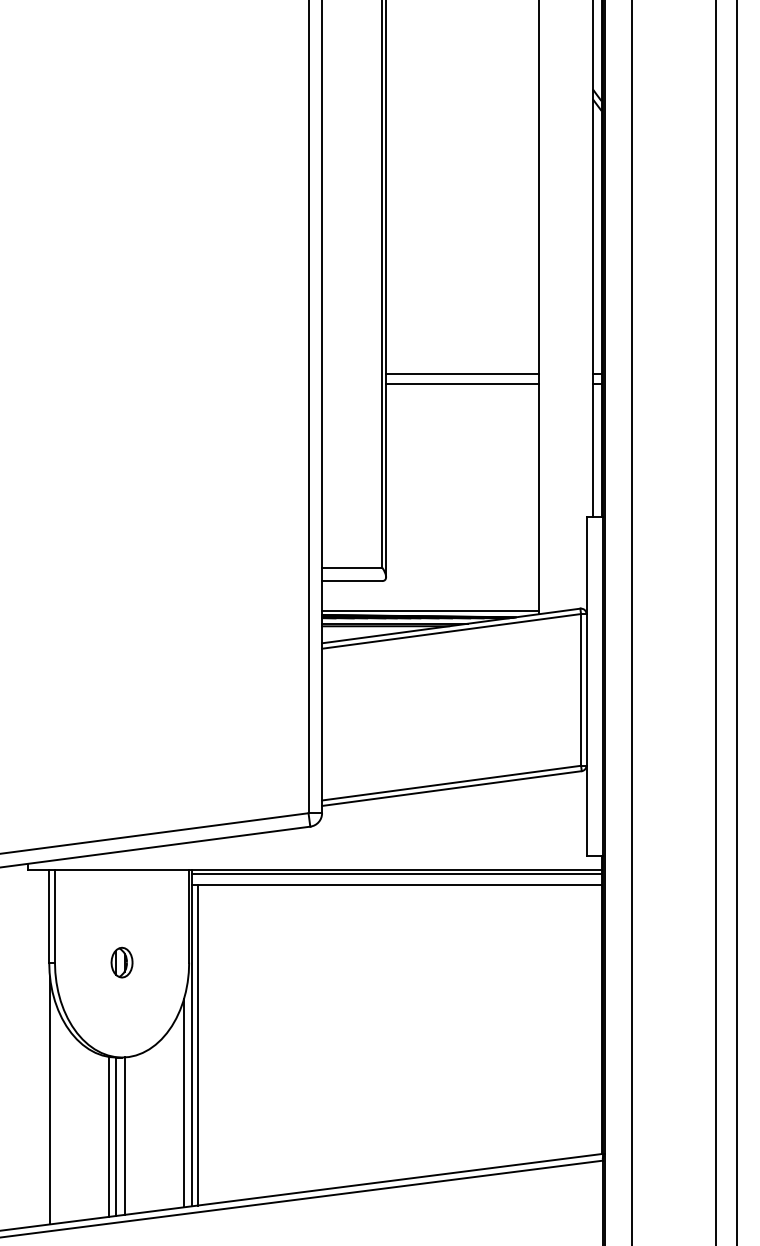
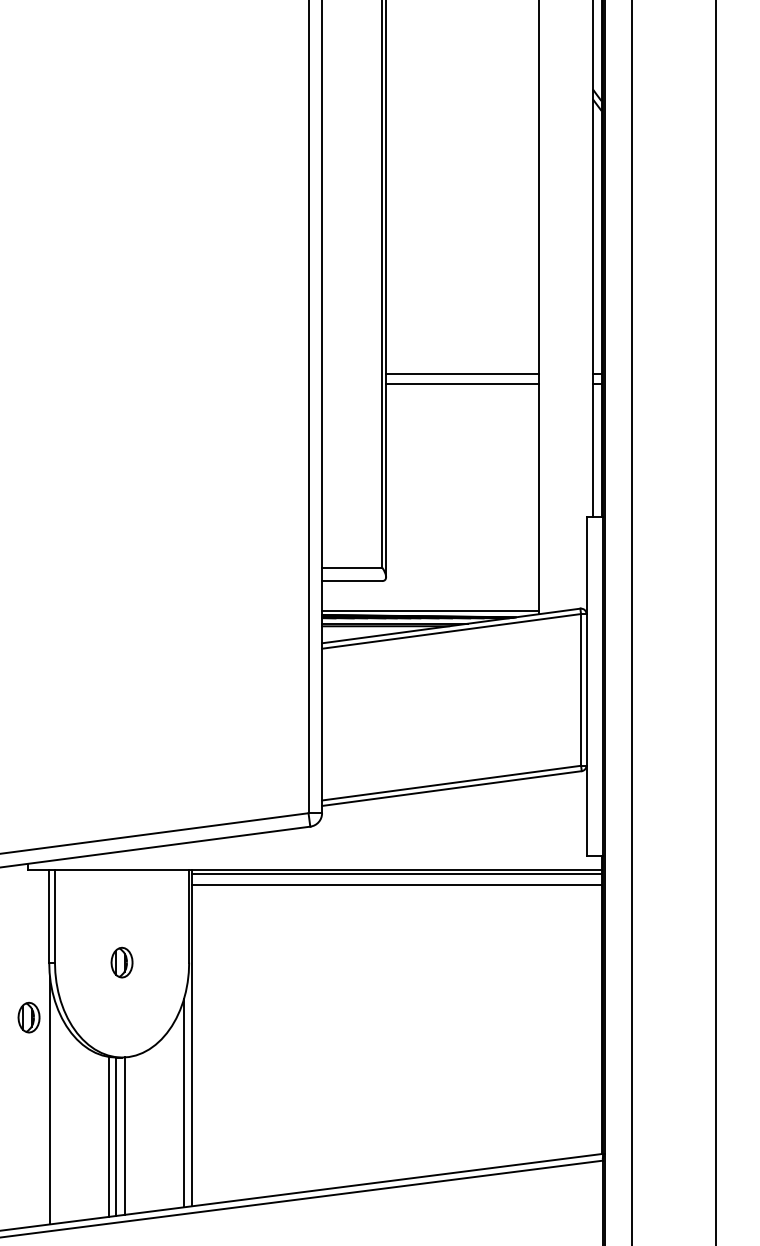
line: present -> none (737, 622)
part: none -> present (28, 1017)
line: present -> none (197, 1044)
